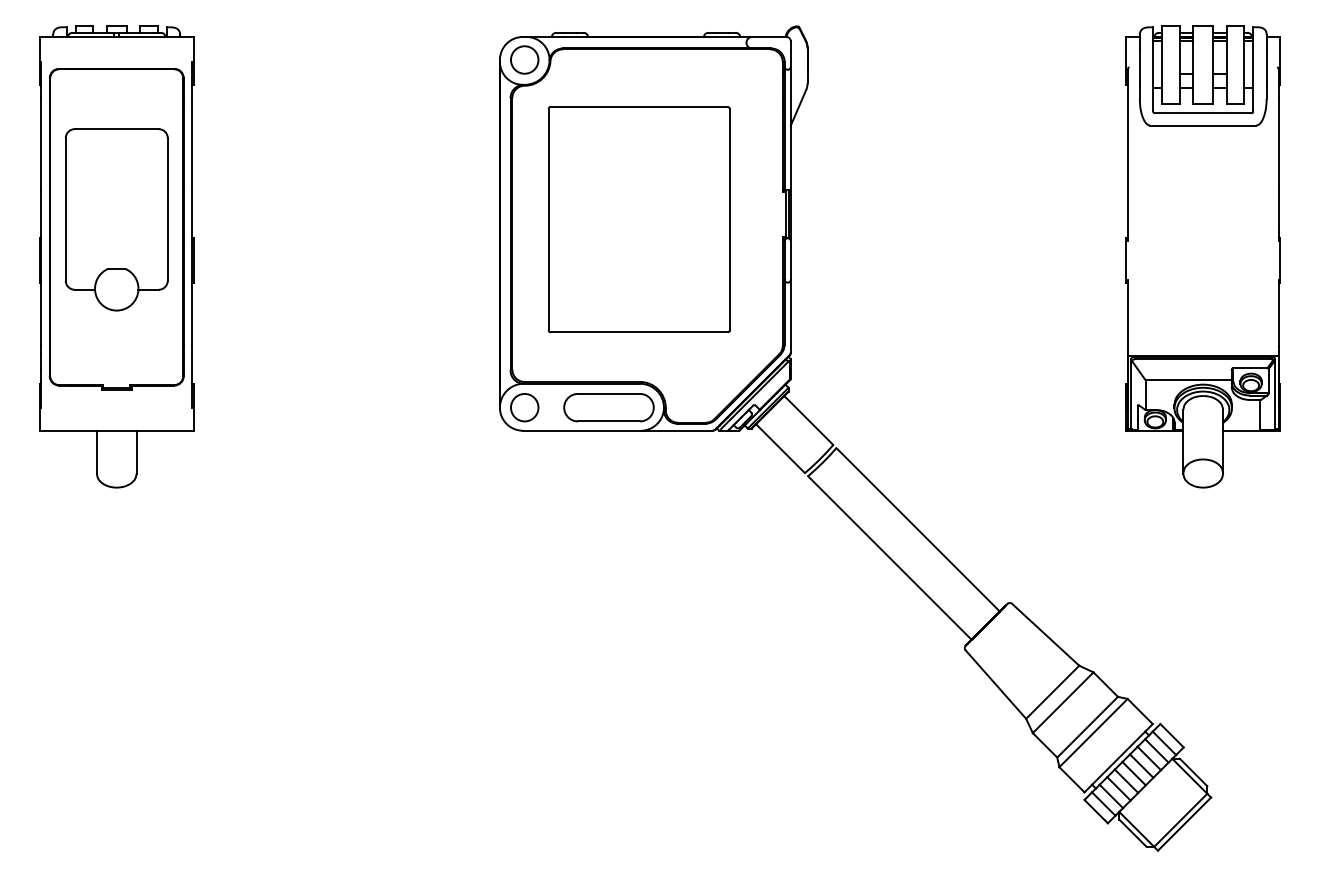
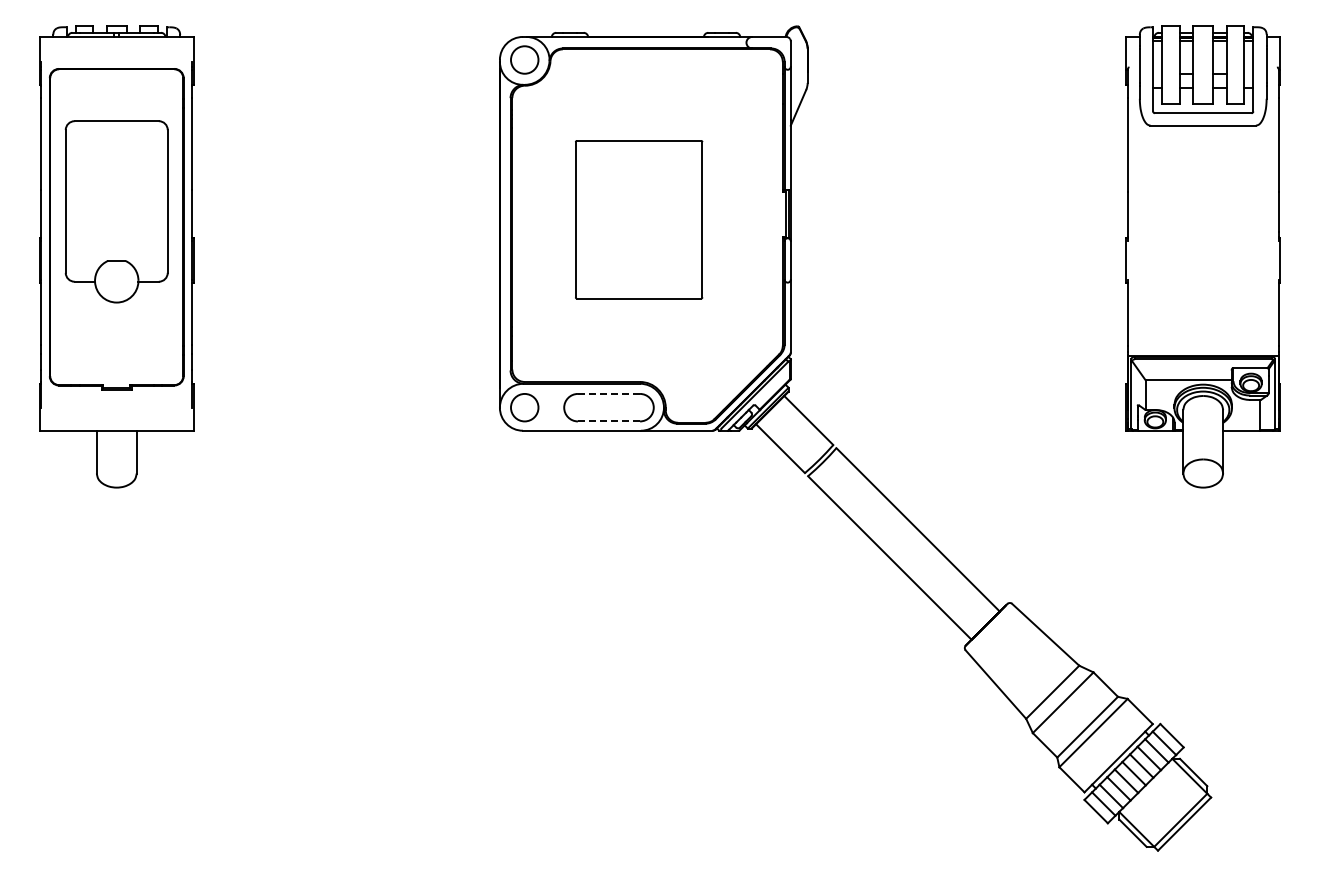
part position: (116, 219) -> (116, 211) (116, 211)
part size: 184x228 px -> 129x160 px (639, 219)
line: solid -> dashed (608, 393)
line: solid -> dashed (609, 421)
